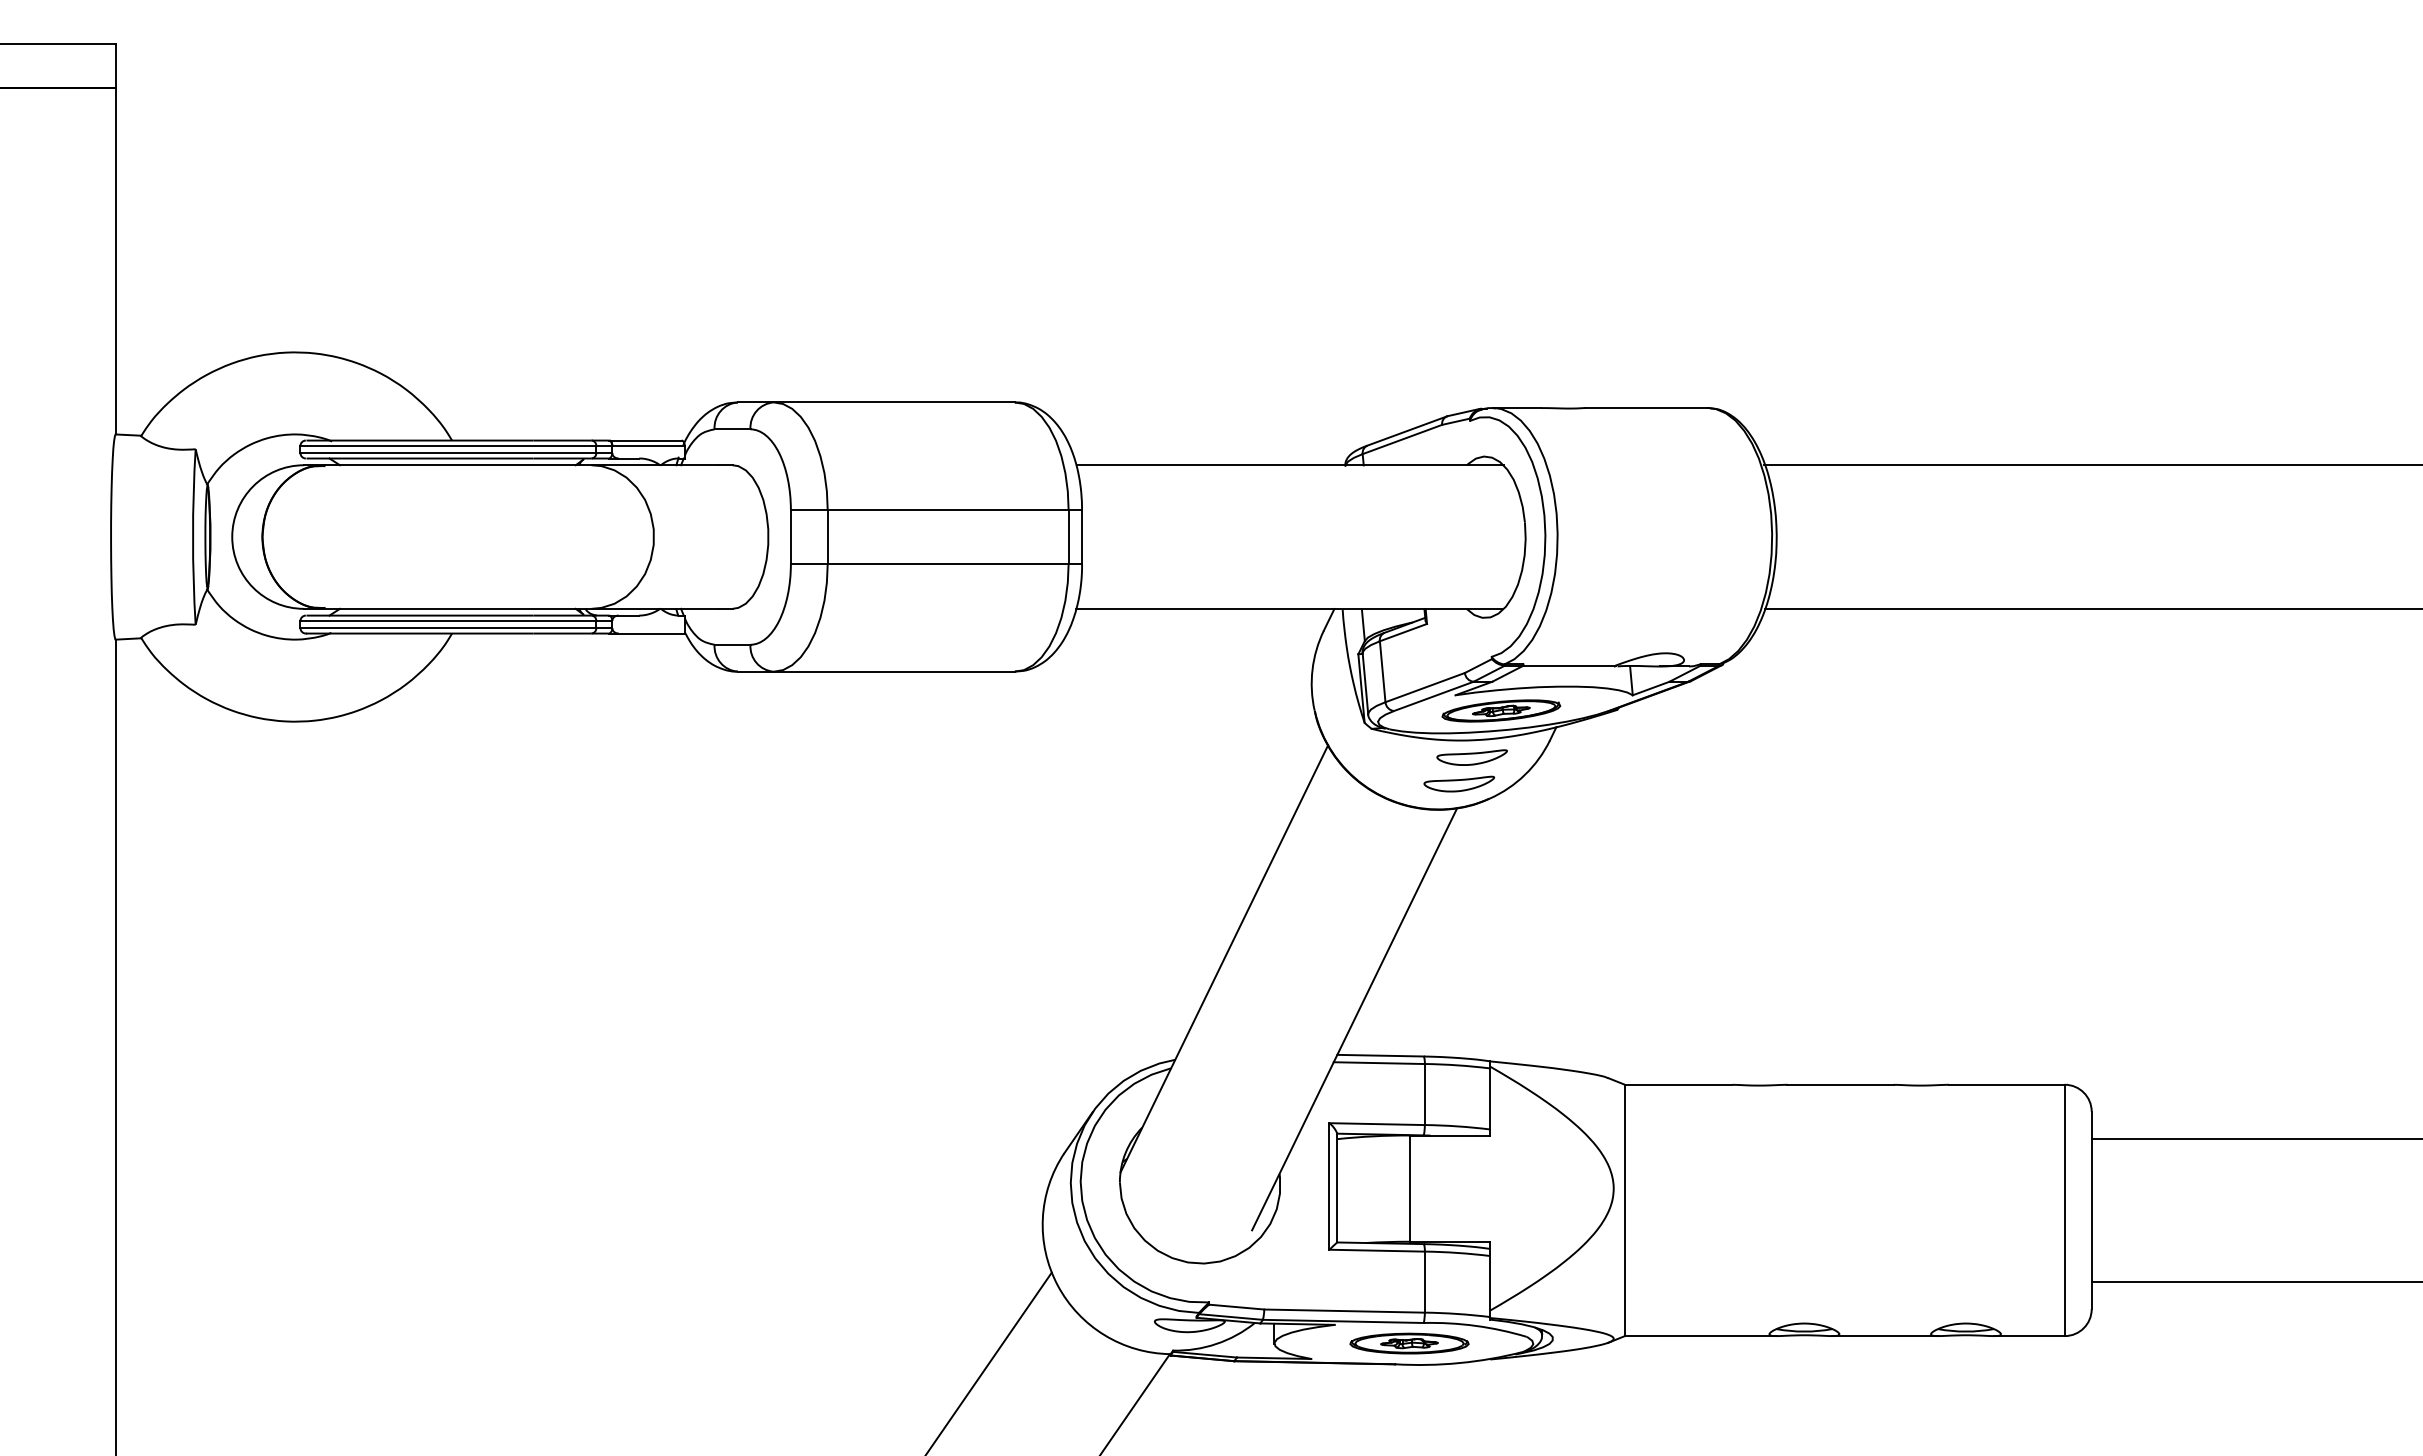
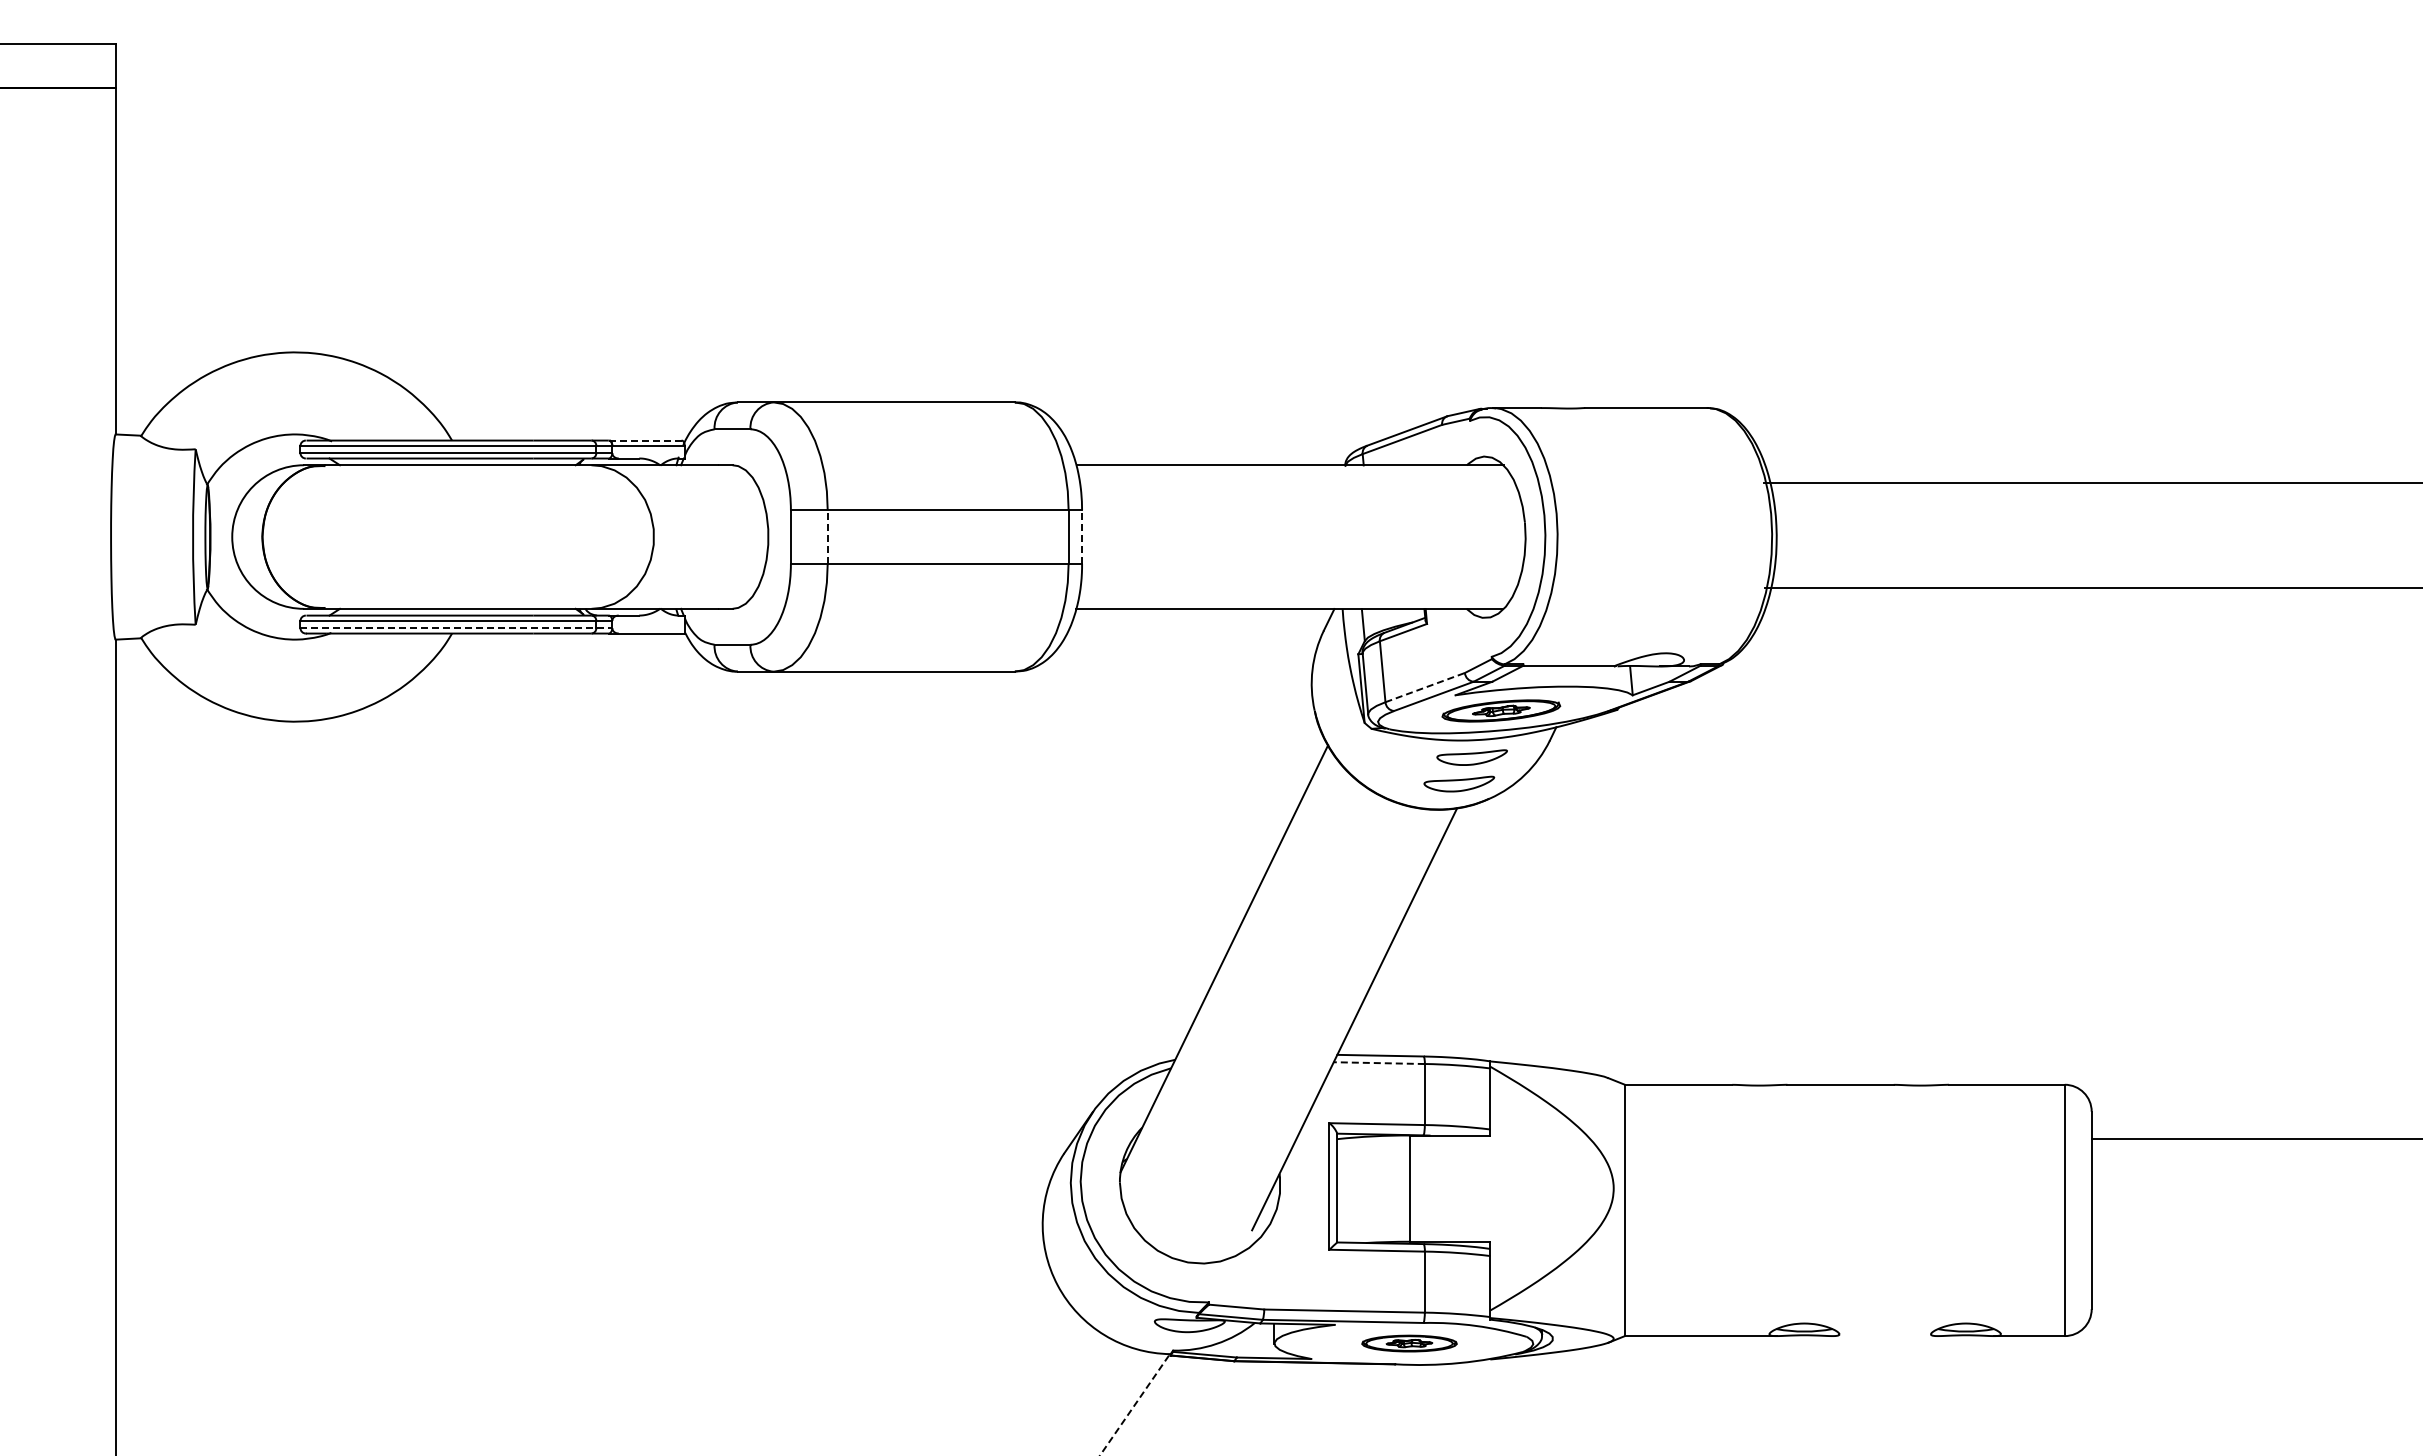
line: solid -> dashed (644, 440)
line position: (2091, 465) -> (2091, 483) (2091, 483)
line: solid -> dashed (827, 537)
line: solid -> dashed (1082, 537)
line position: (2091, 609) -> (2091, 588) (2091, 588)
line: solid -> dashed (456, 628)
line: solid -> dashed (1425, 687)
line: solid -> dashed (1379, 1063)
line: present -> none (2255, 1282)
line: present -> none (1885, 1336)
part size: 121x23 px -> 97x19 px (1409, 1343)
line: present -> none (989, 1362)
line: solid -> dashed (1135, 1404)
